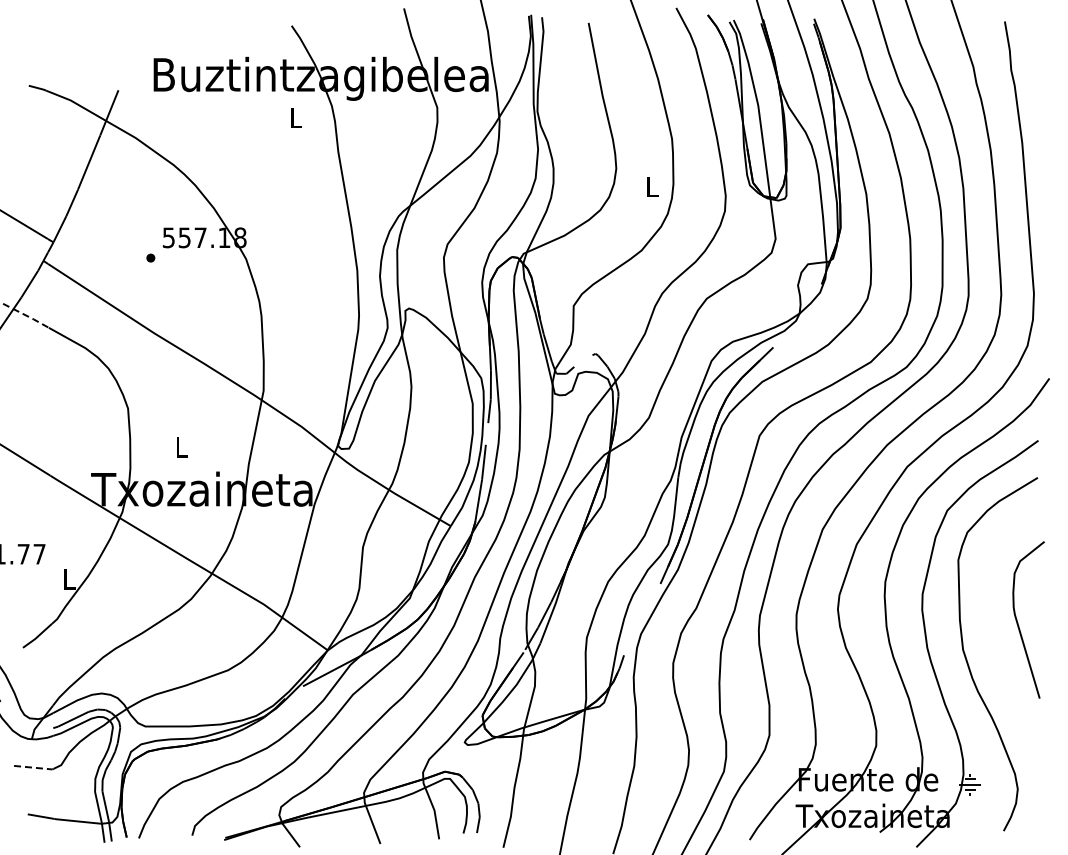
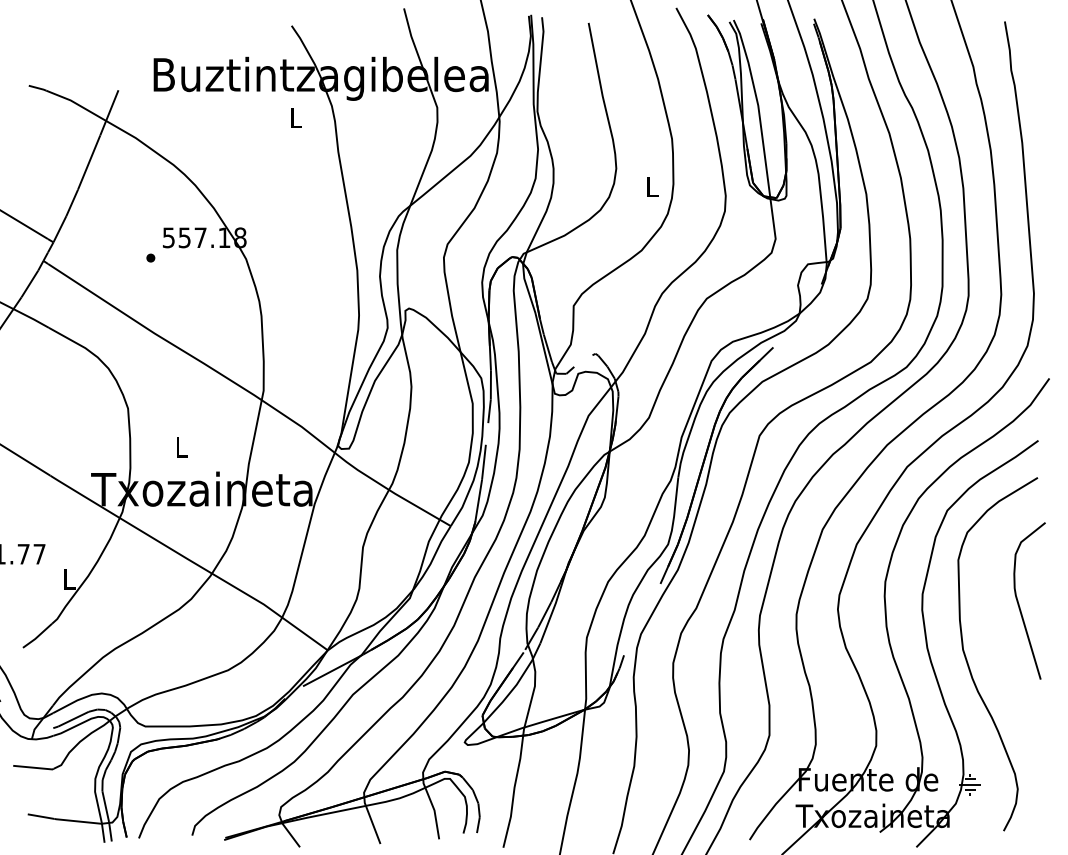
line: dashed -> solid (25, 315)
curve position: (1018, 622) -> (1019, 603) (1019, 603)
line: dashed -> solid (33, 767)
